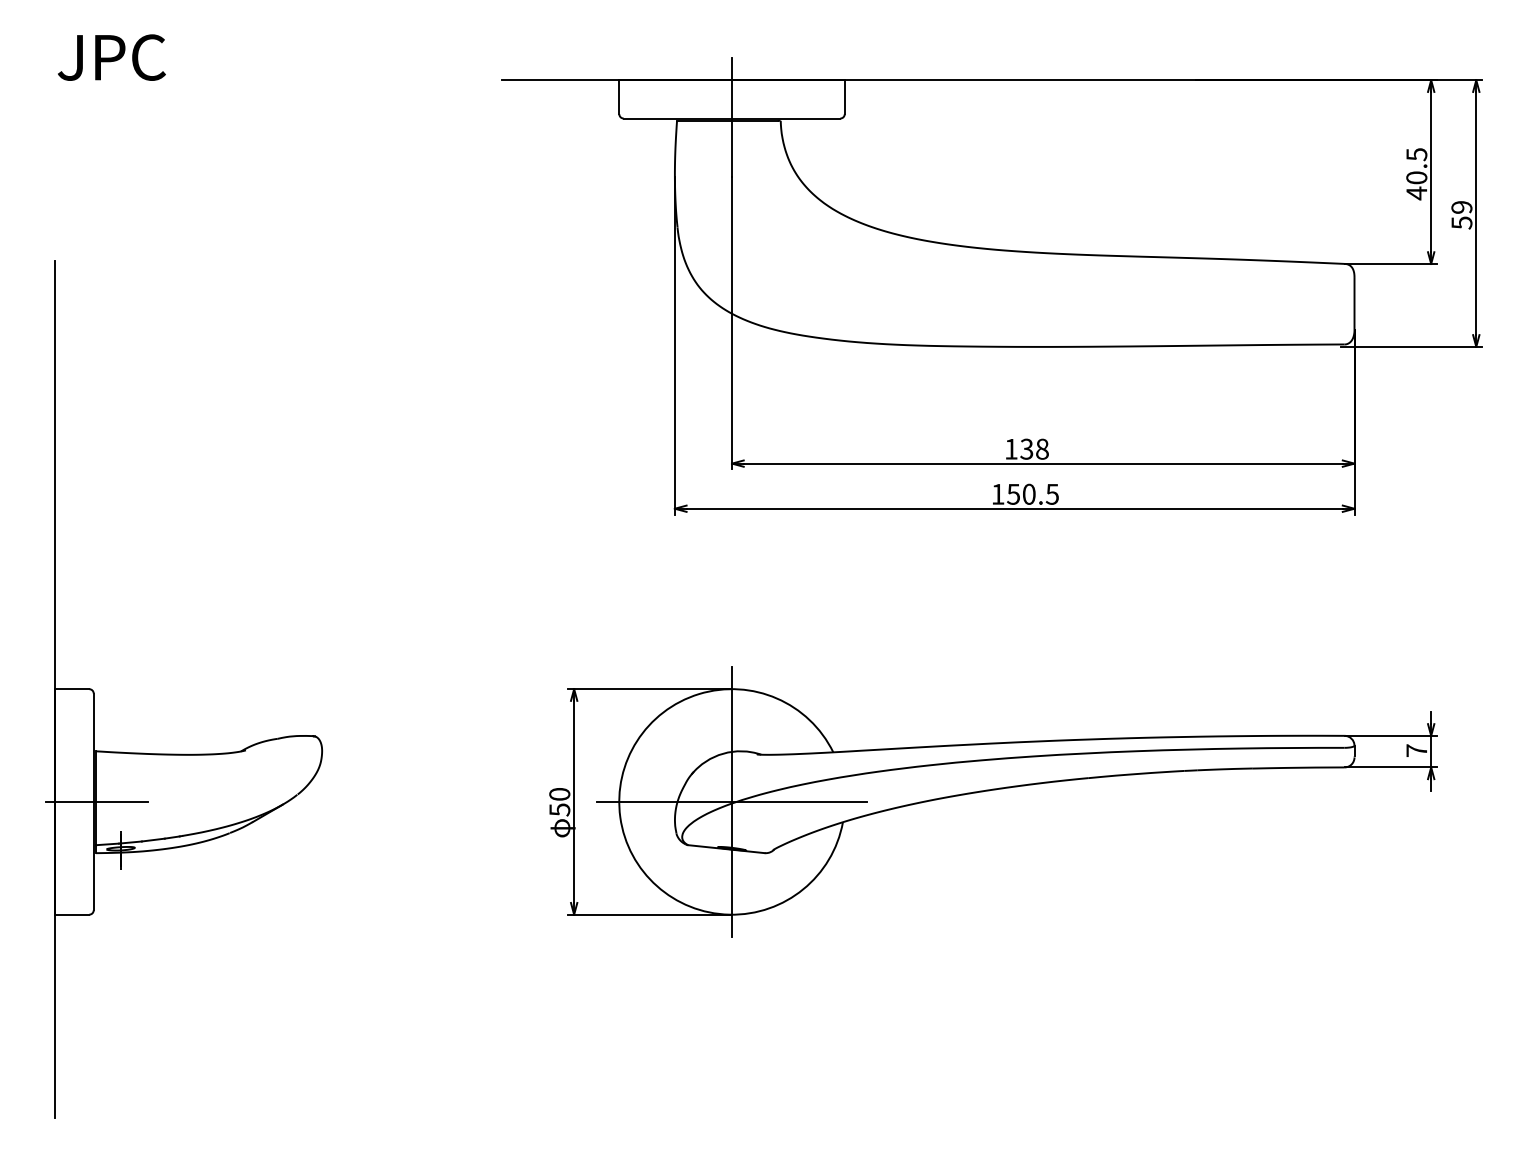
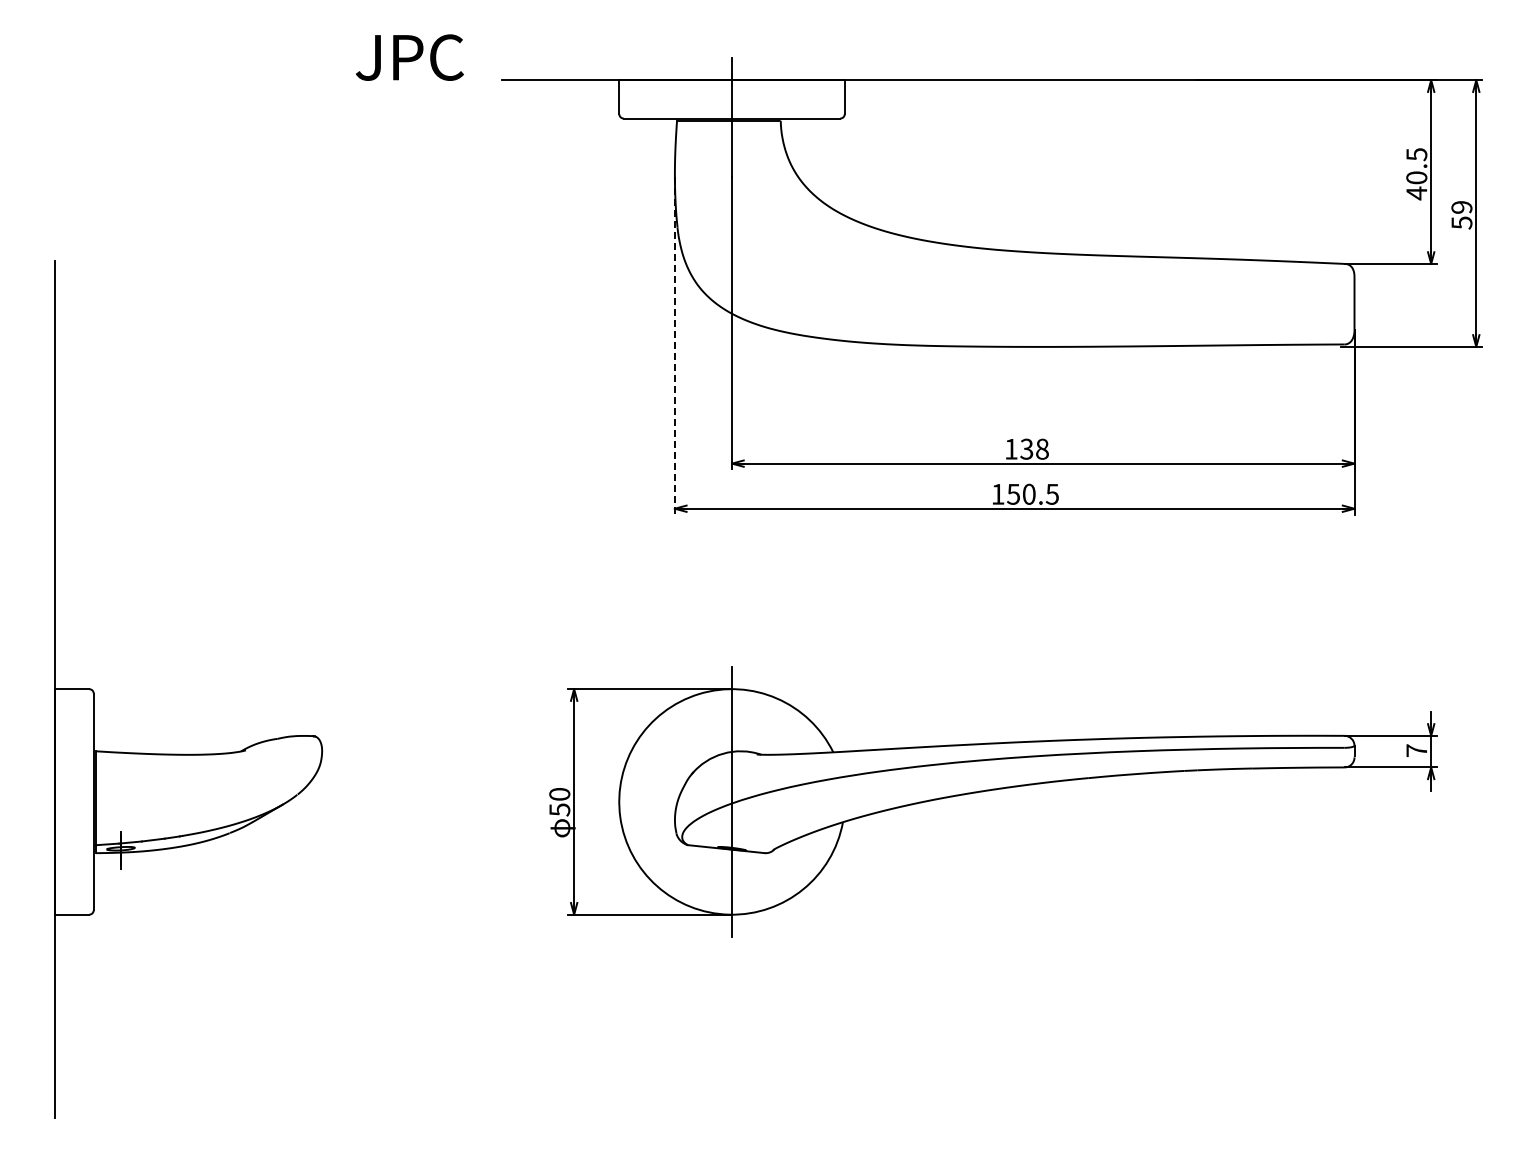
text position: (111, 57) -> (409, 57) (409, 57)
line: solid -> dashed (674, 345)
line: present -> none (96, 801)
line: present -> none (731, 801)
